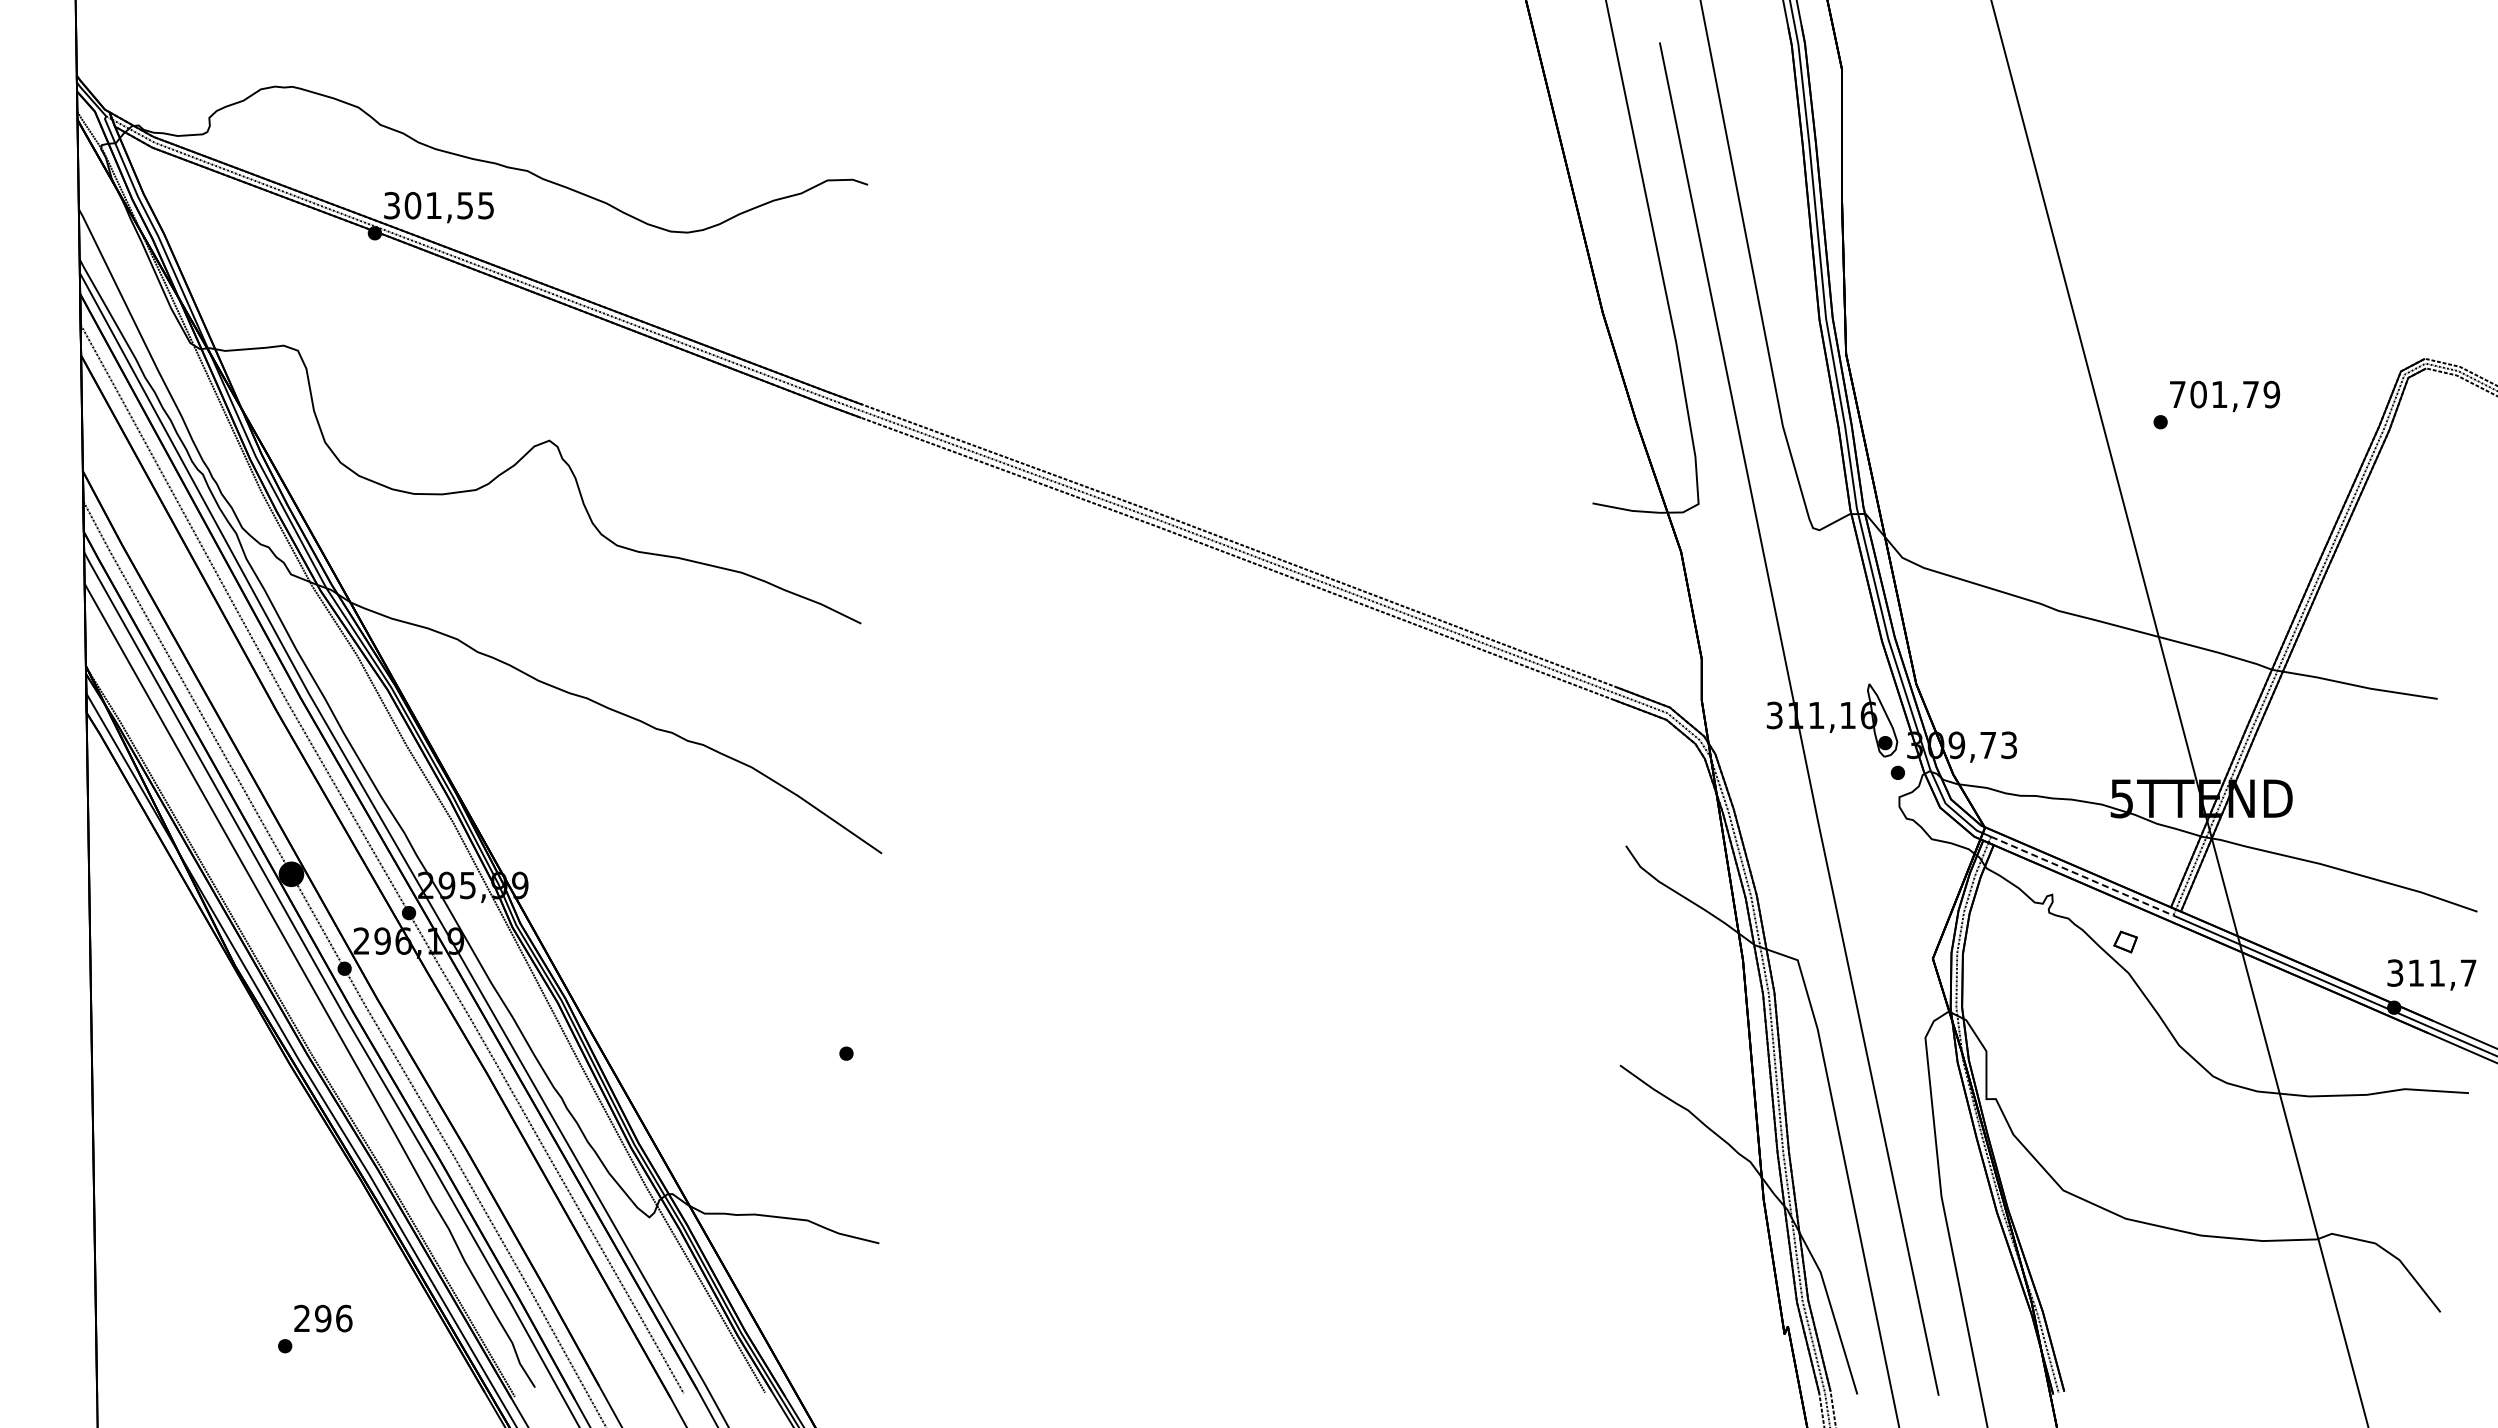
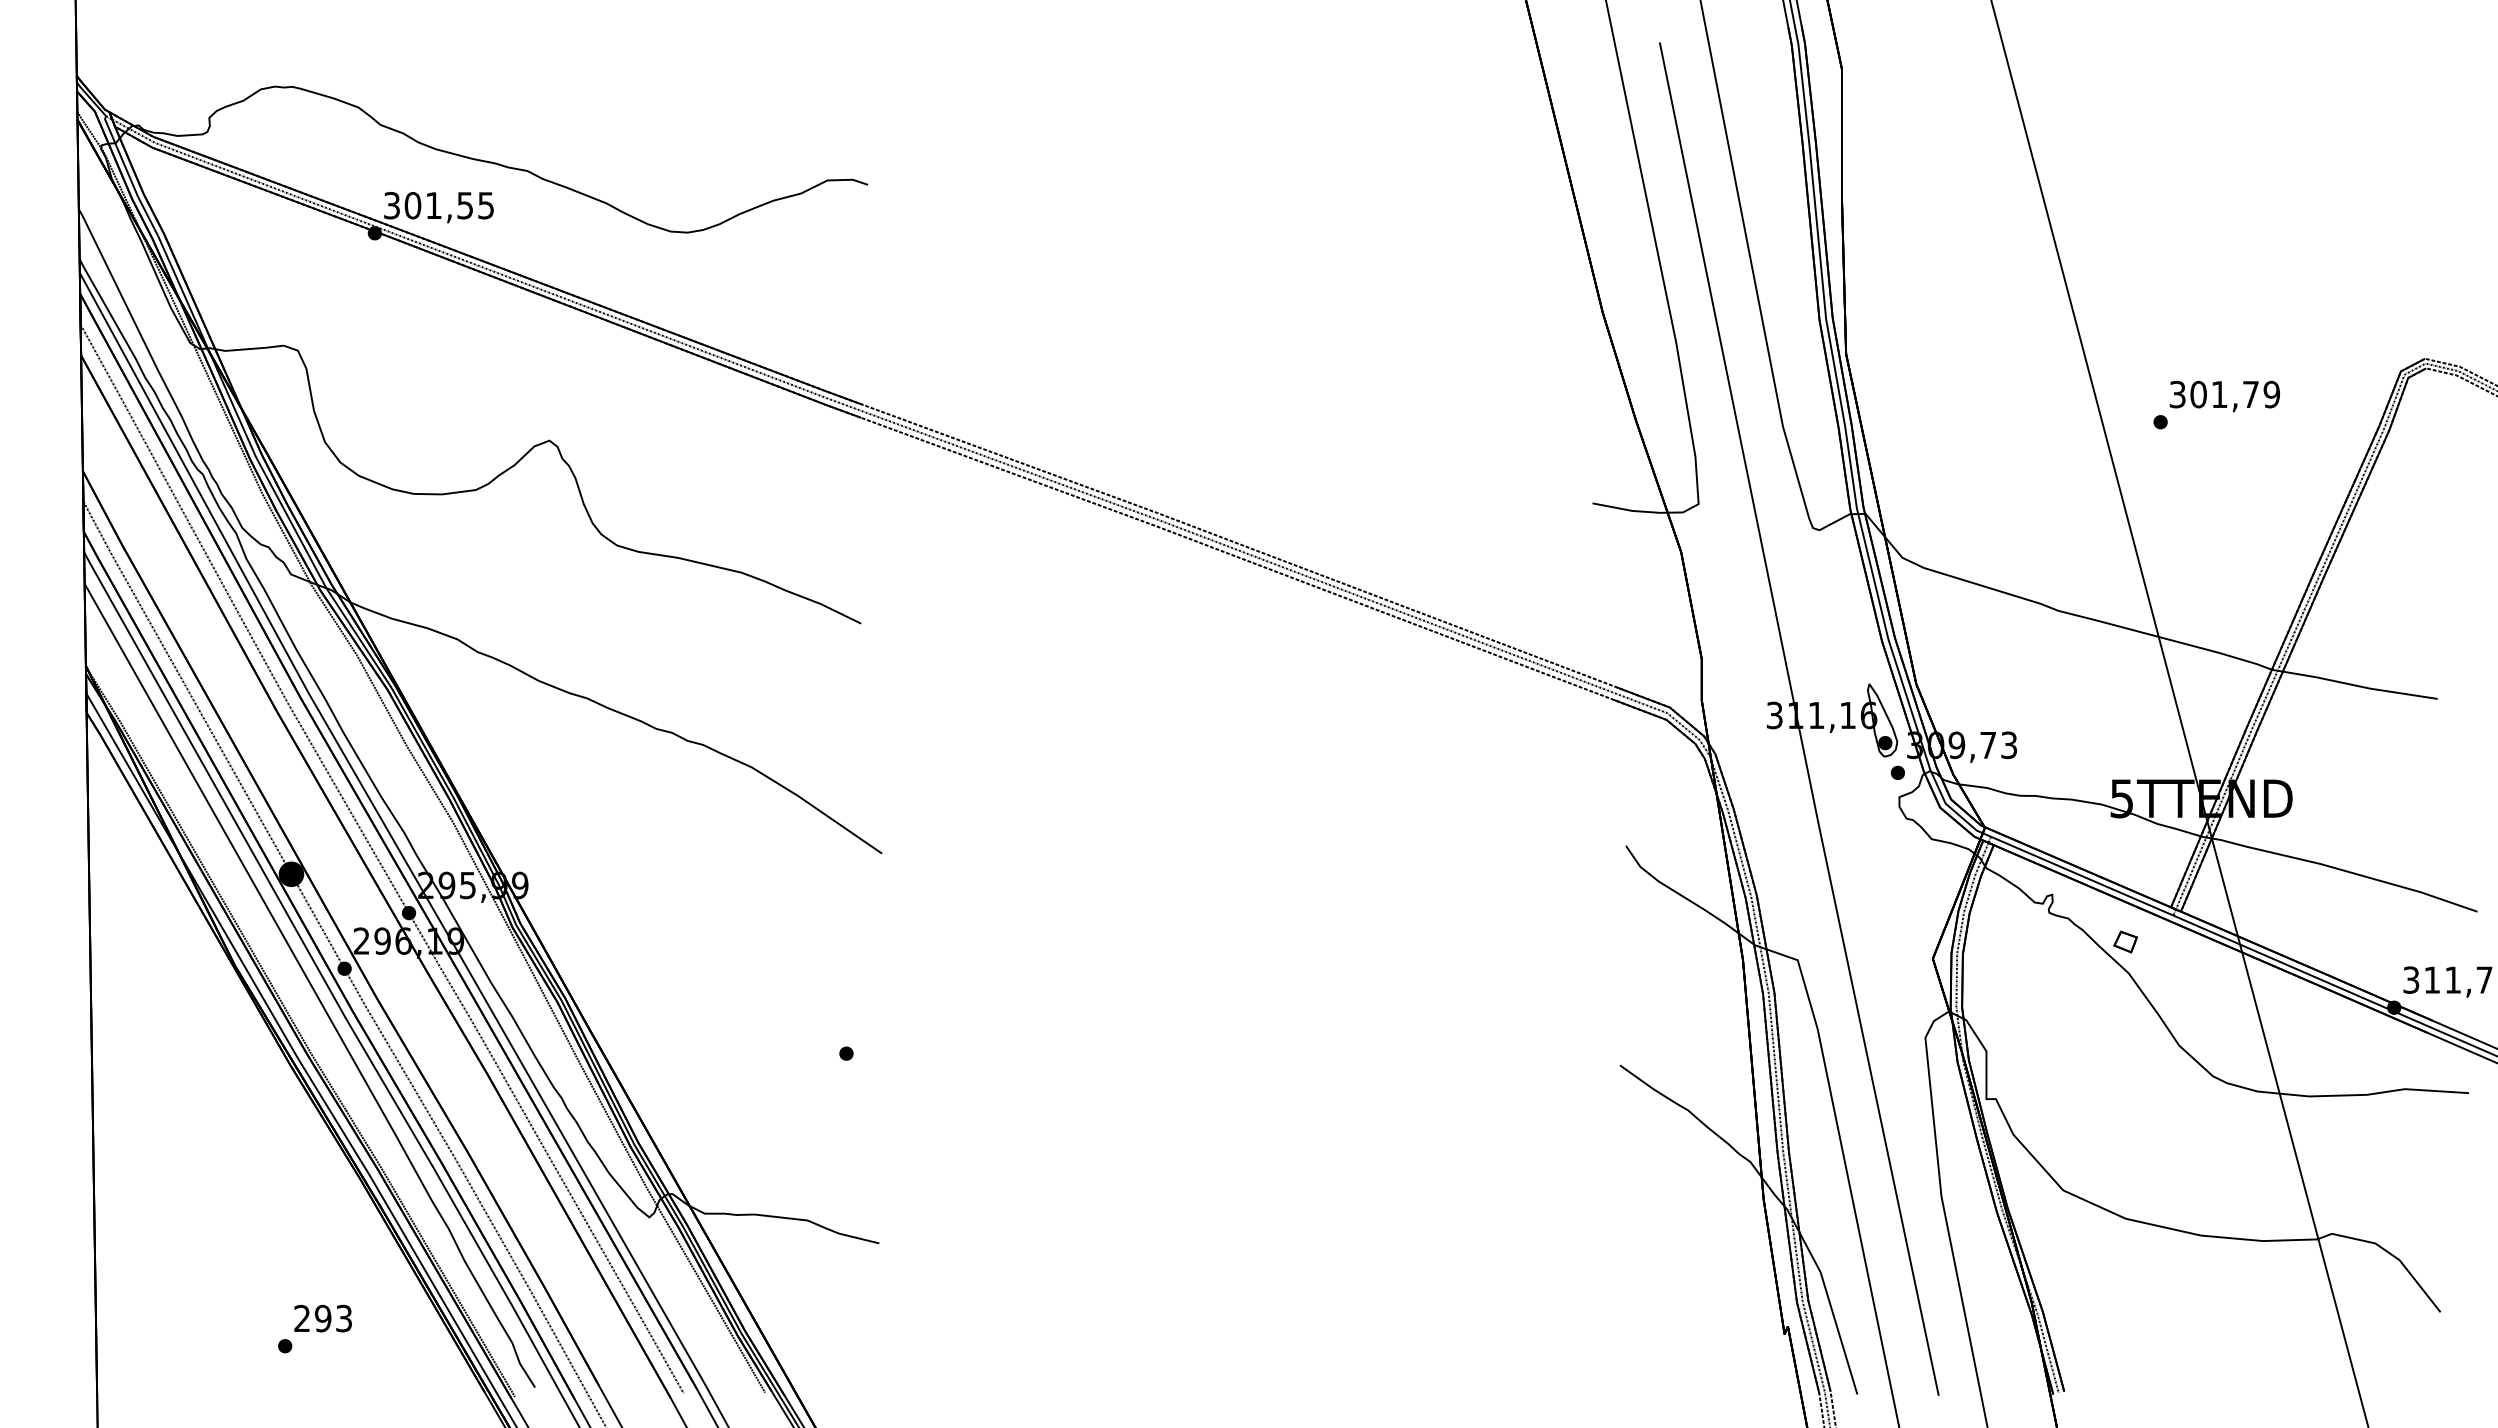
text: 701,79 -> 301,79 (2177, 394)
line: dashed -> solid (2082, 876)
text position: (2431, 974) -> (2447, 981) (2447, 981)
text: 296 -> 293 (344, 1318)
